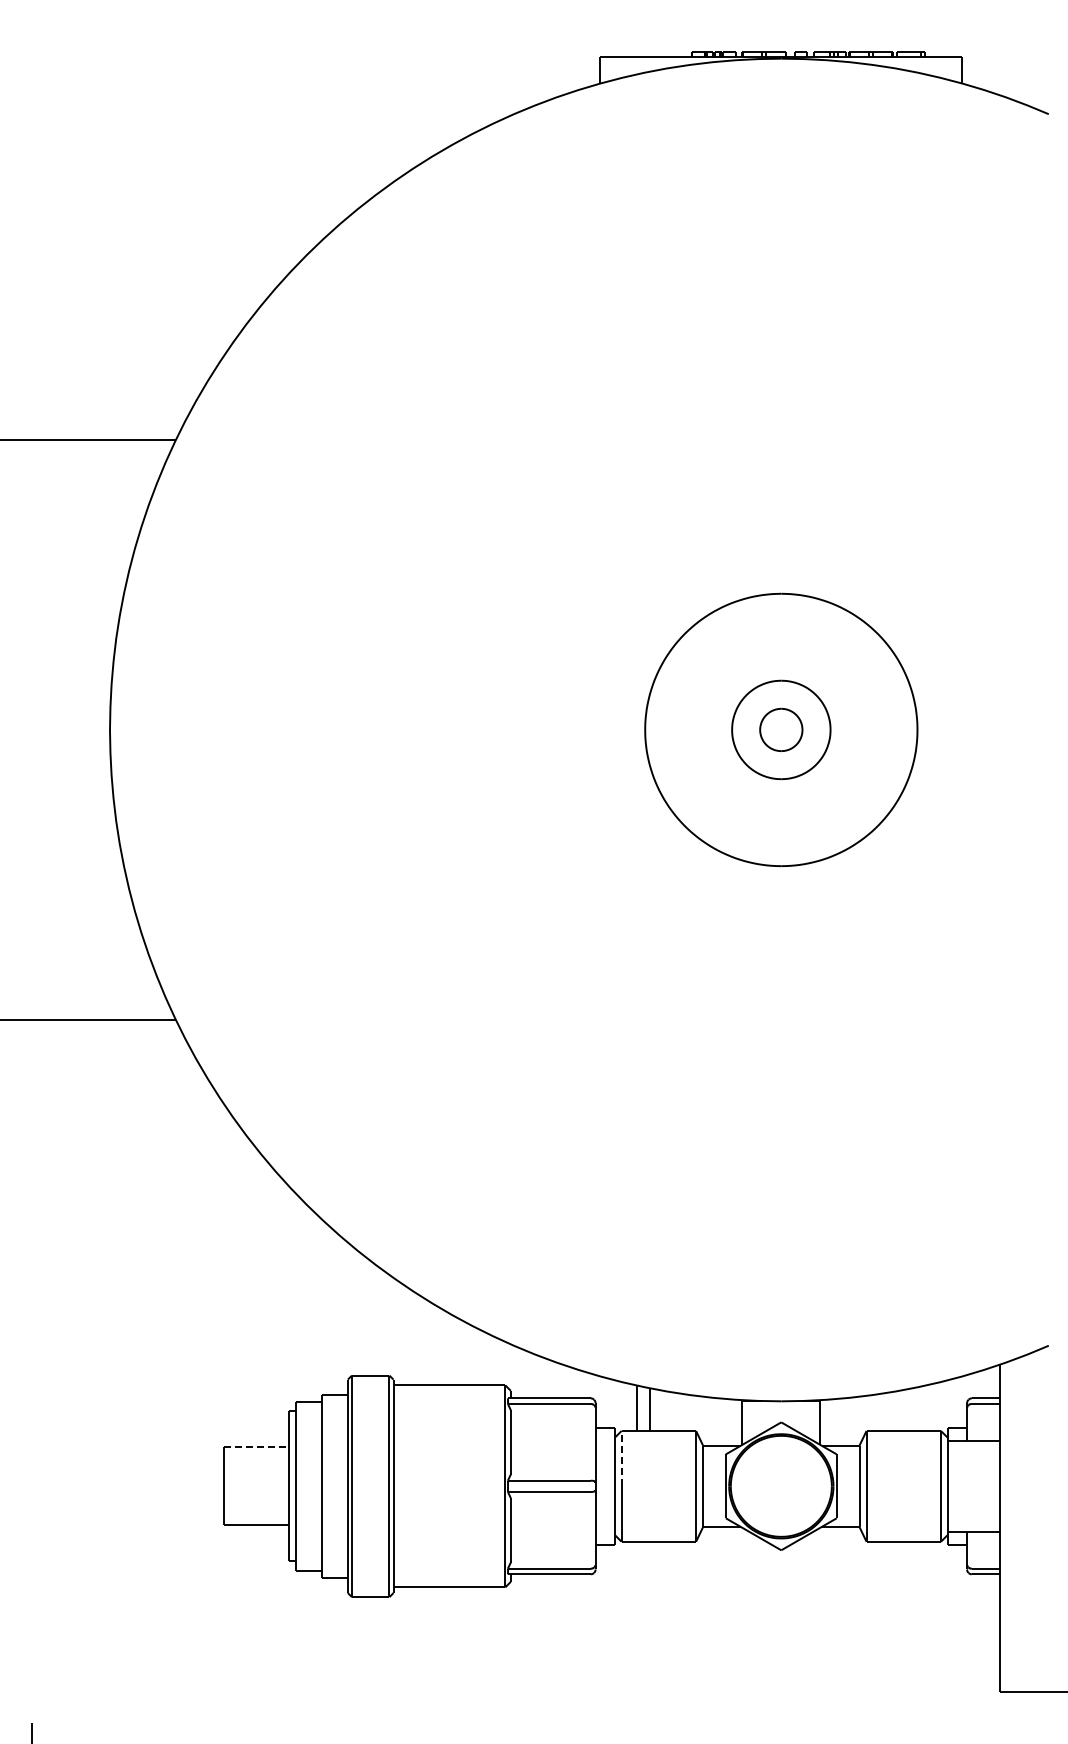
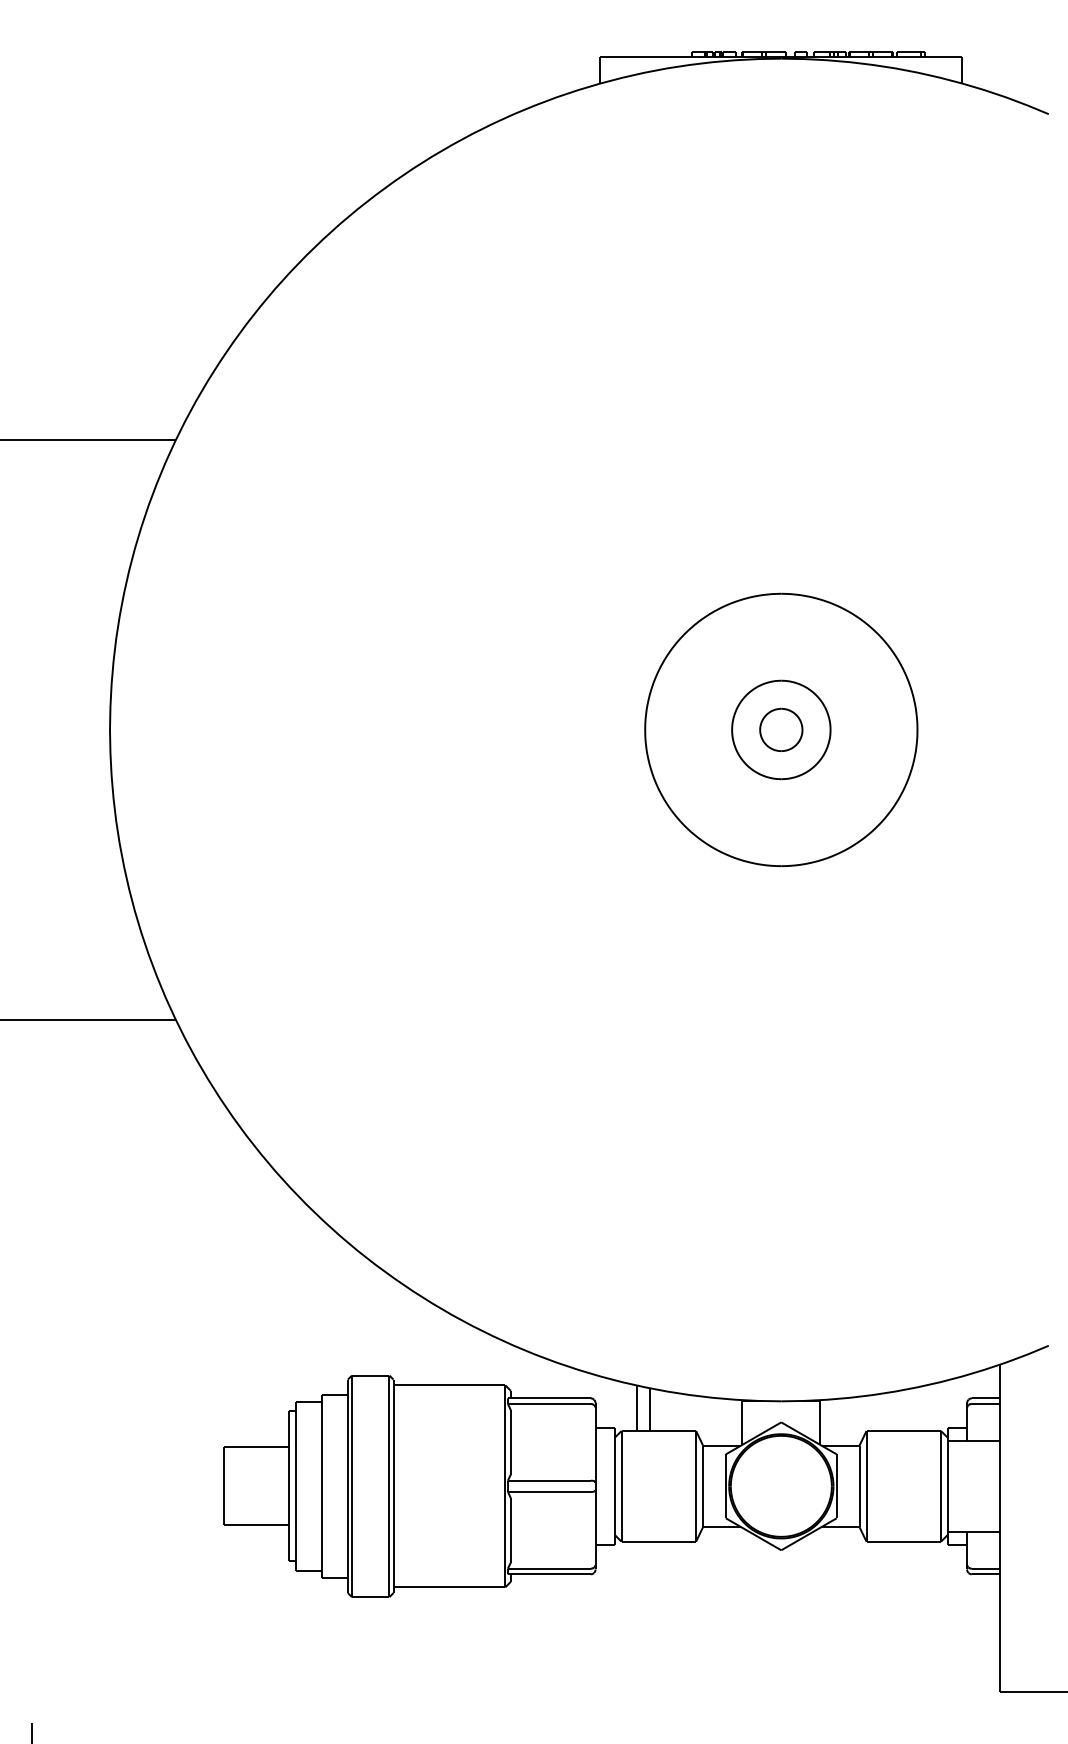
line: dashed -> solid (256, 1447)
line: dashed -> solid (621, 1458)
